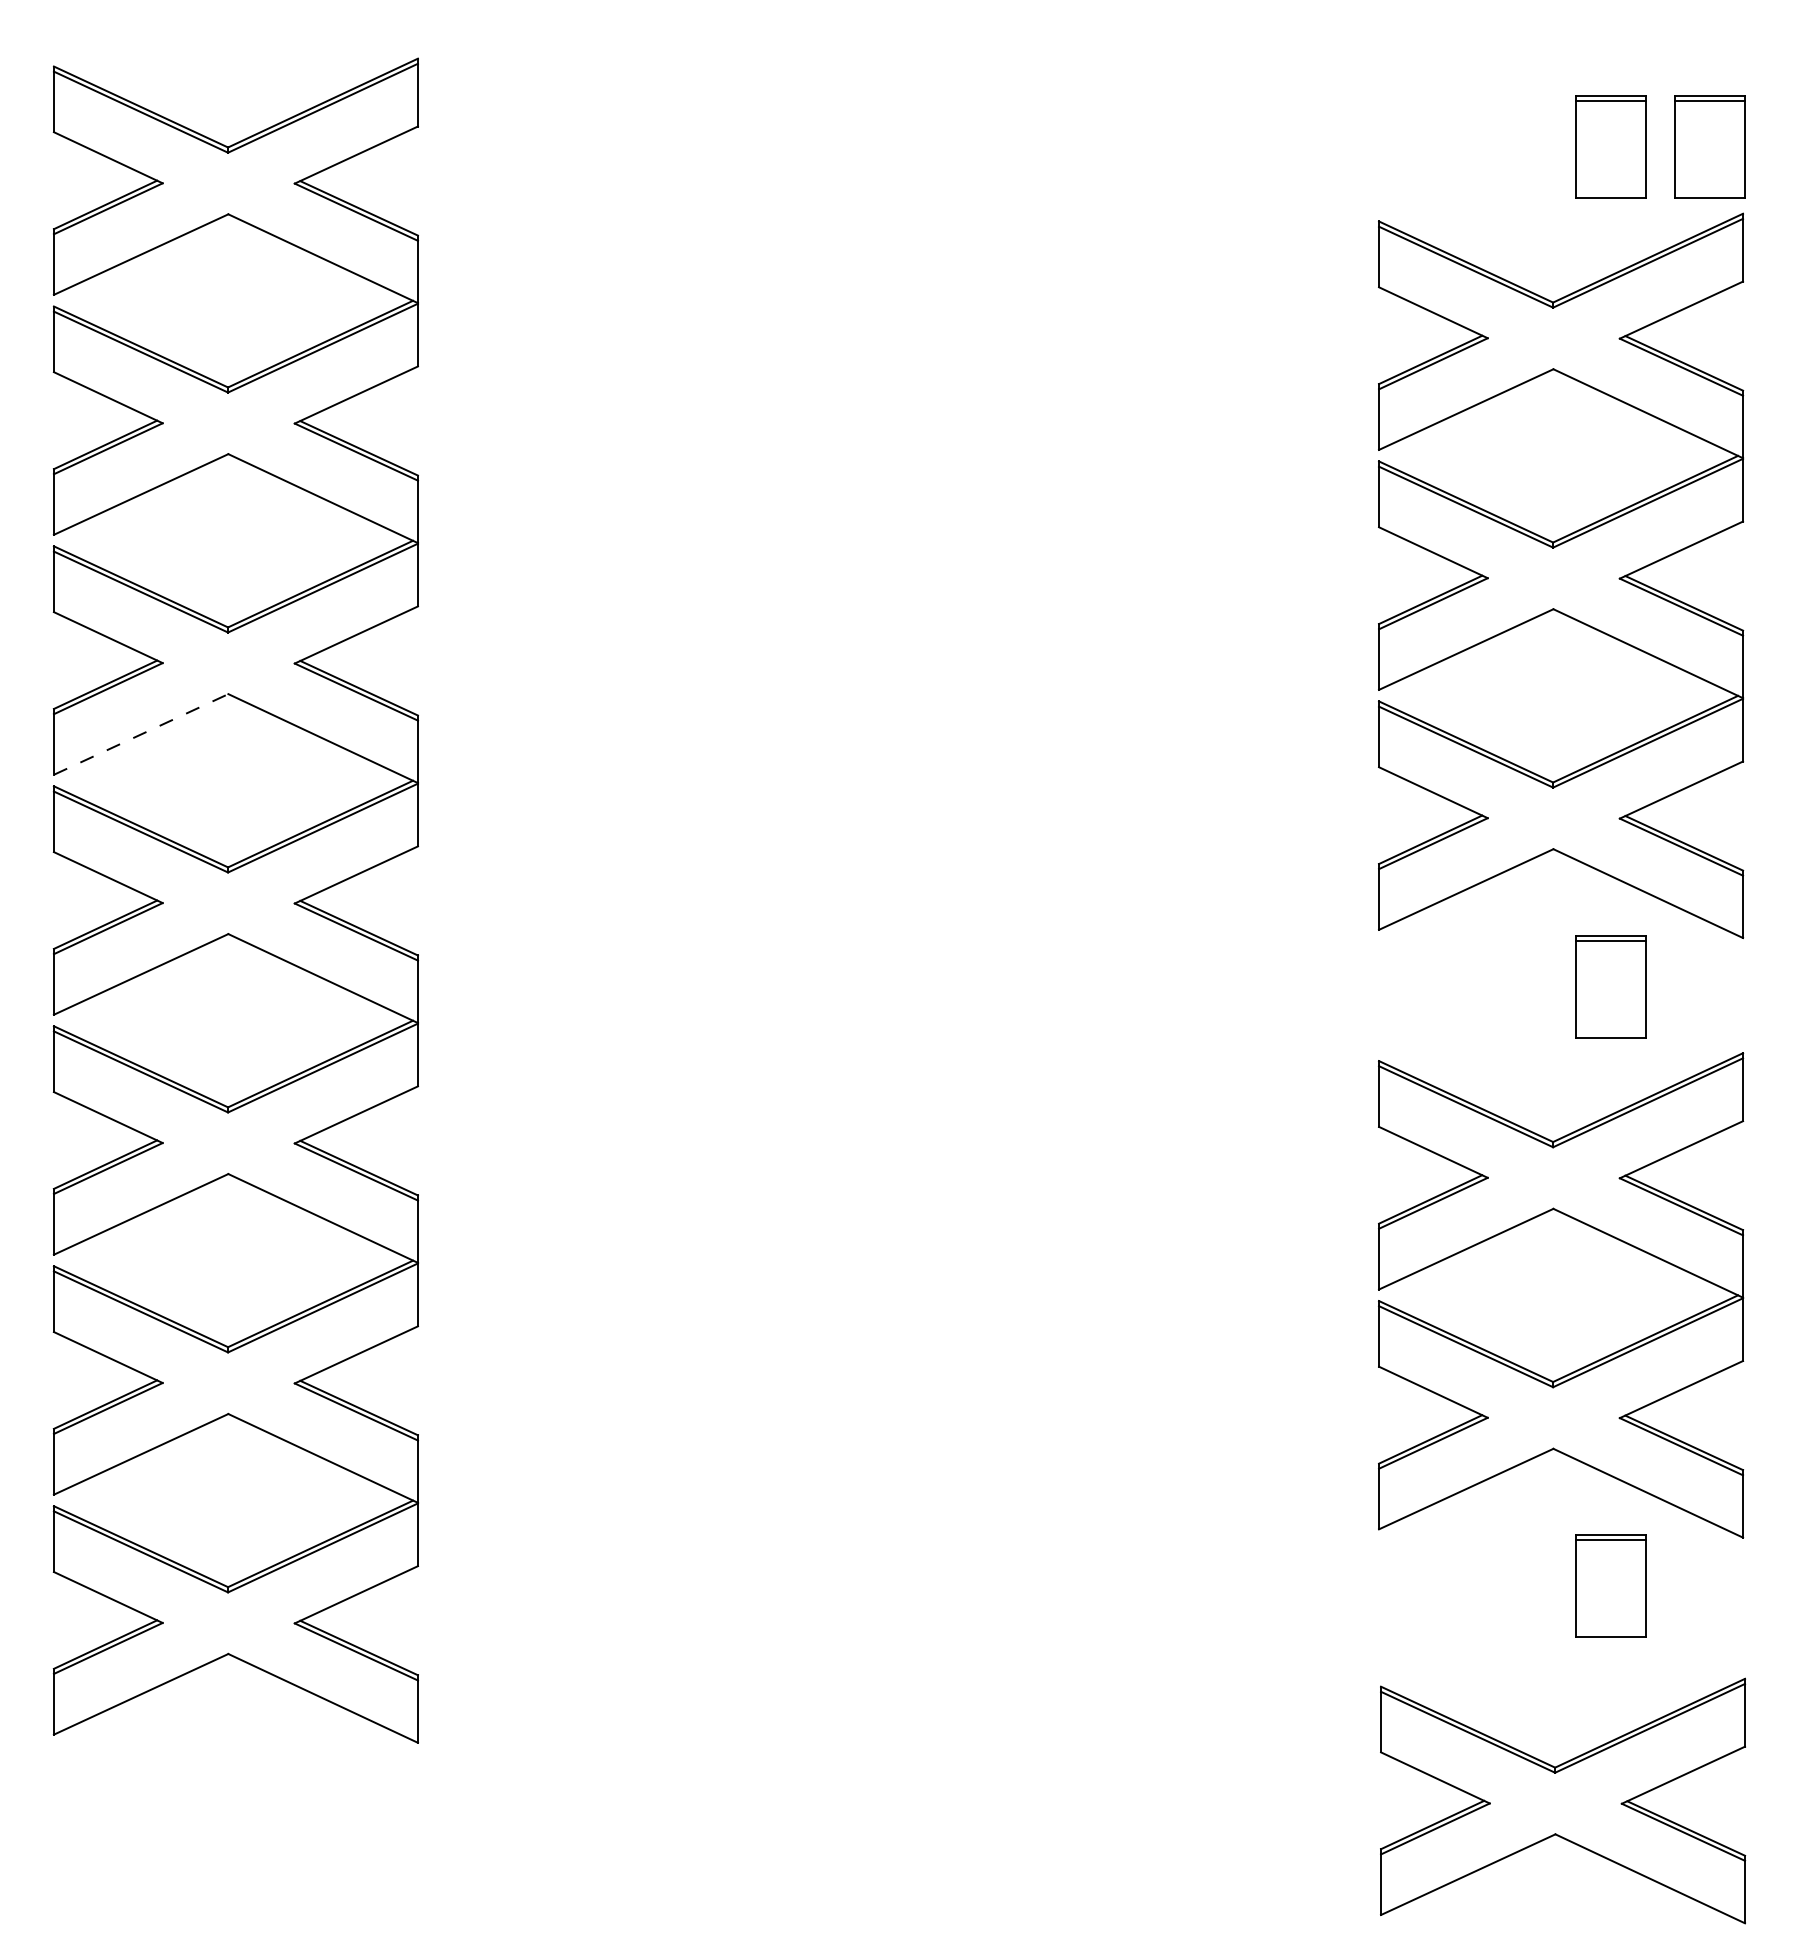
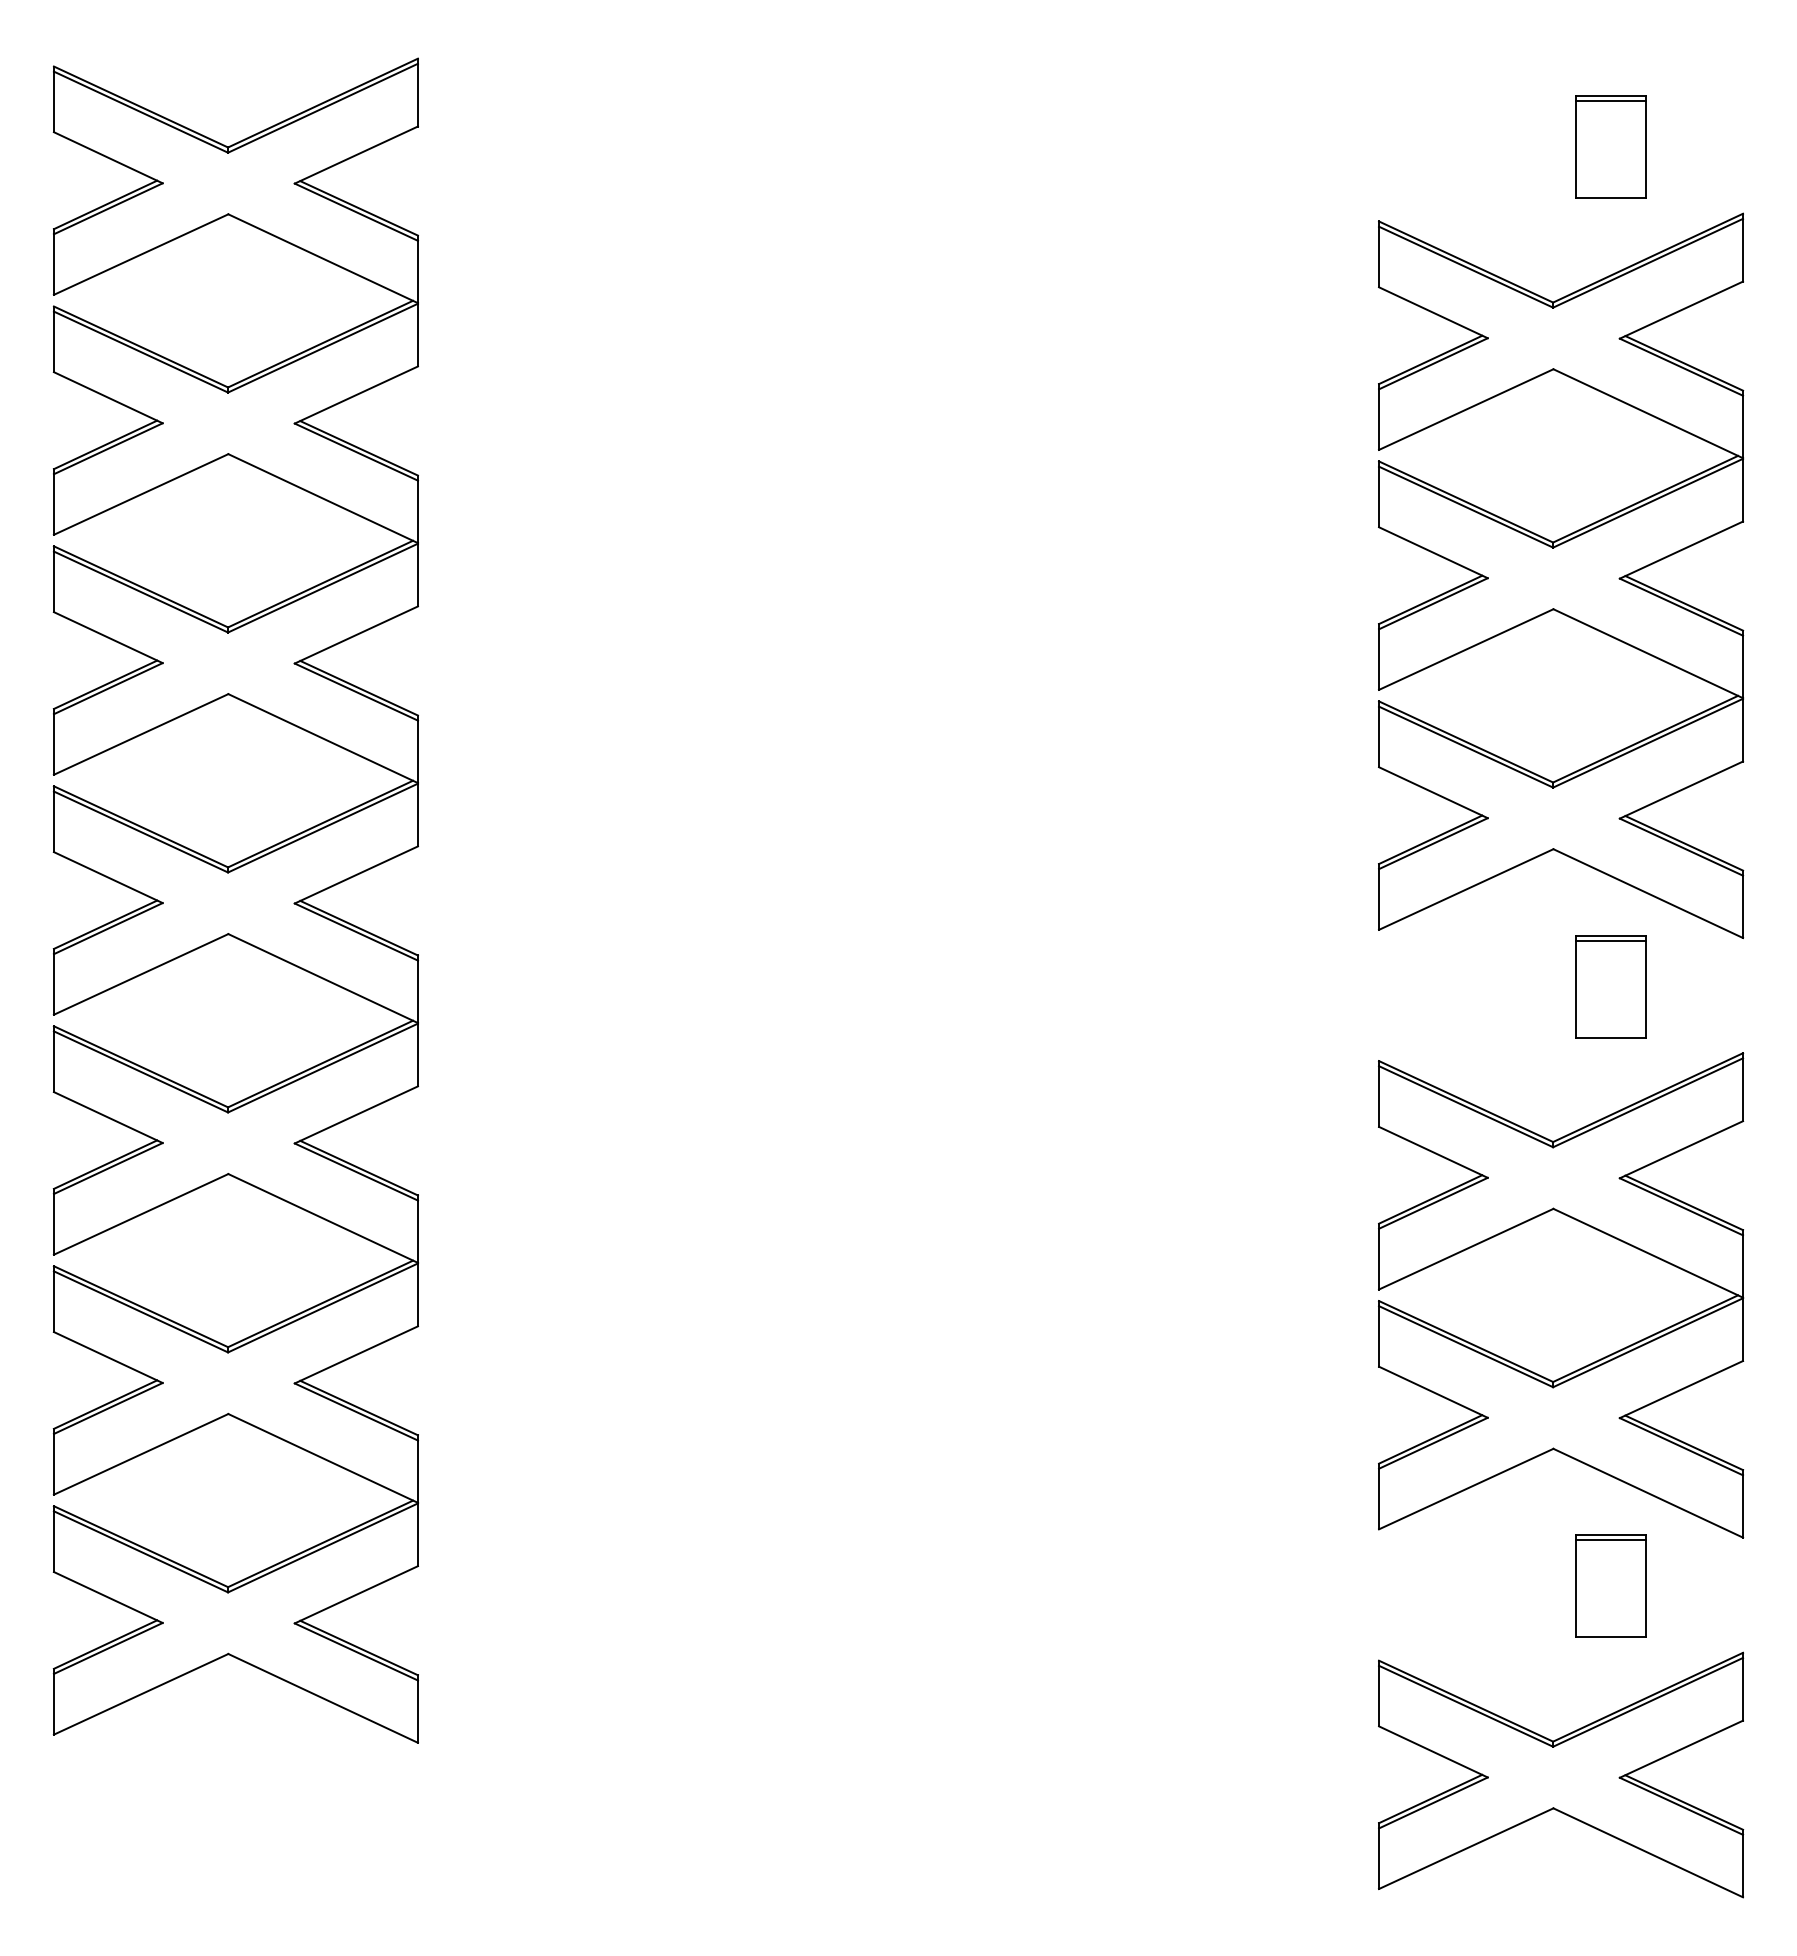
part: present -> none (1709, 146)
line: dashed -> solid (141, 734)
part position: (1563, 1800) -> (1561, 1774) (1561, 1774)
